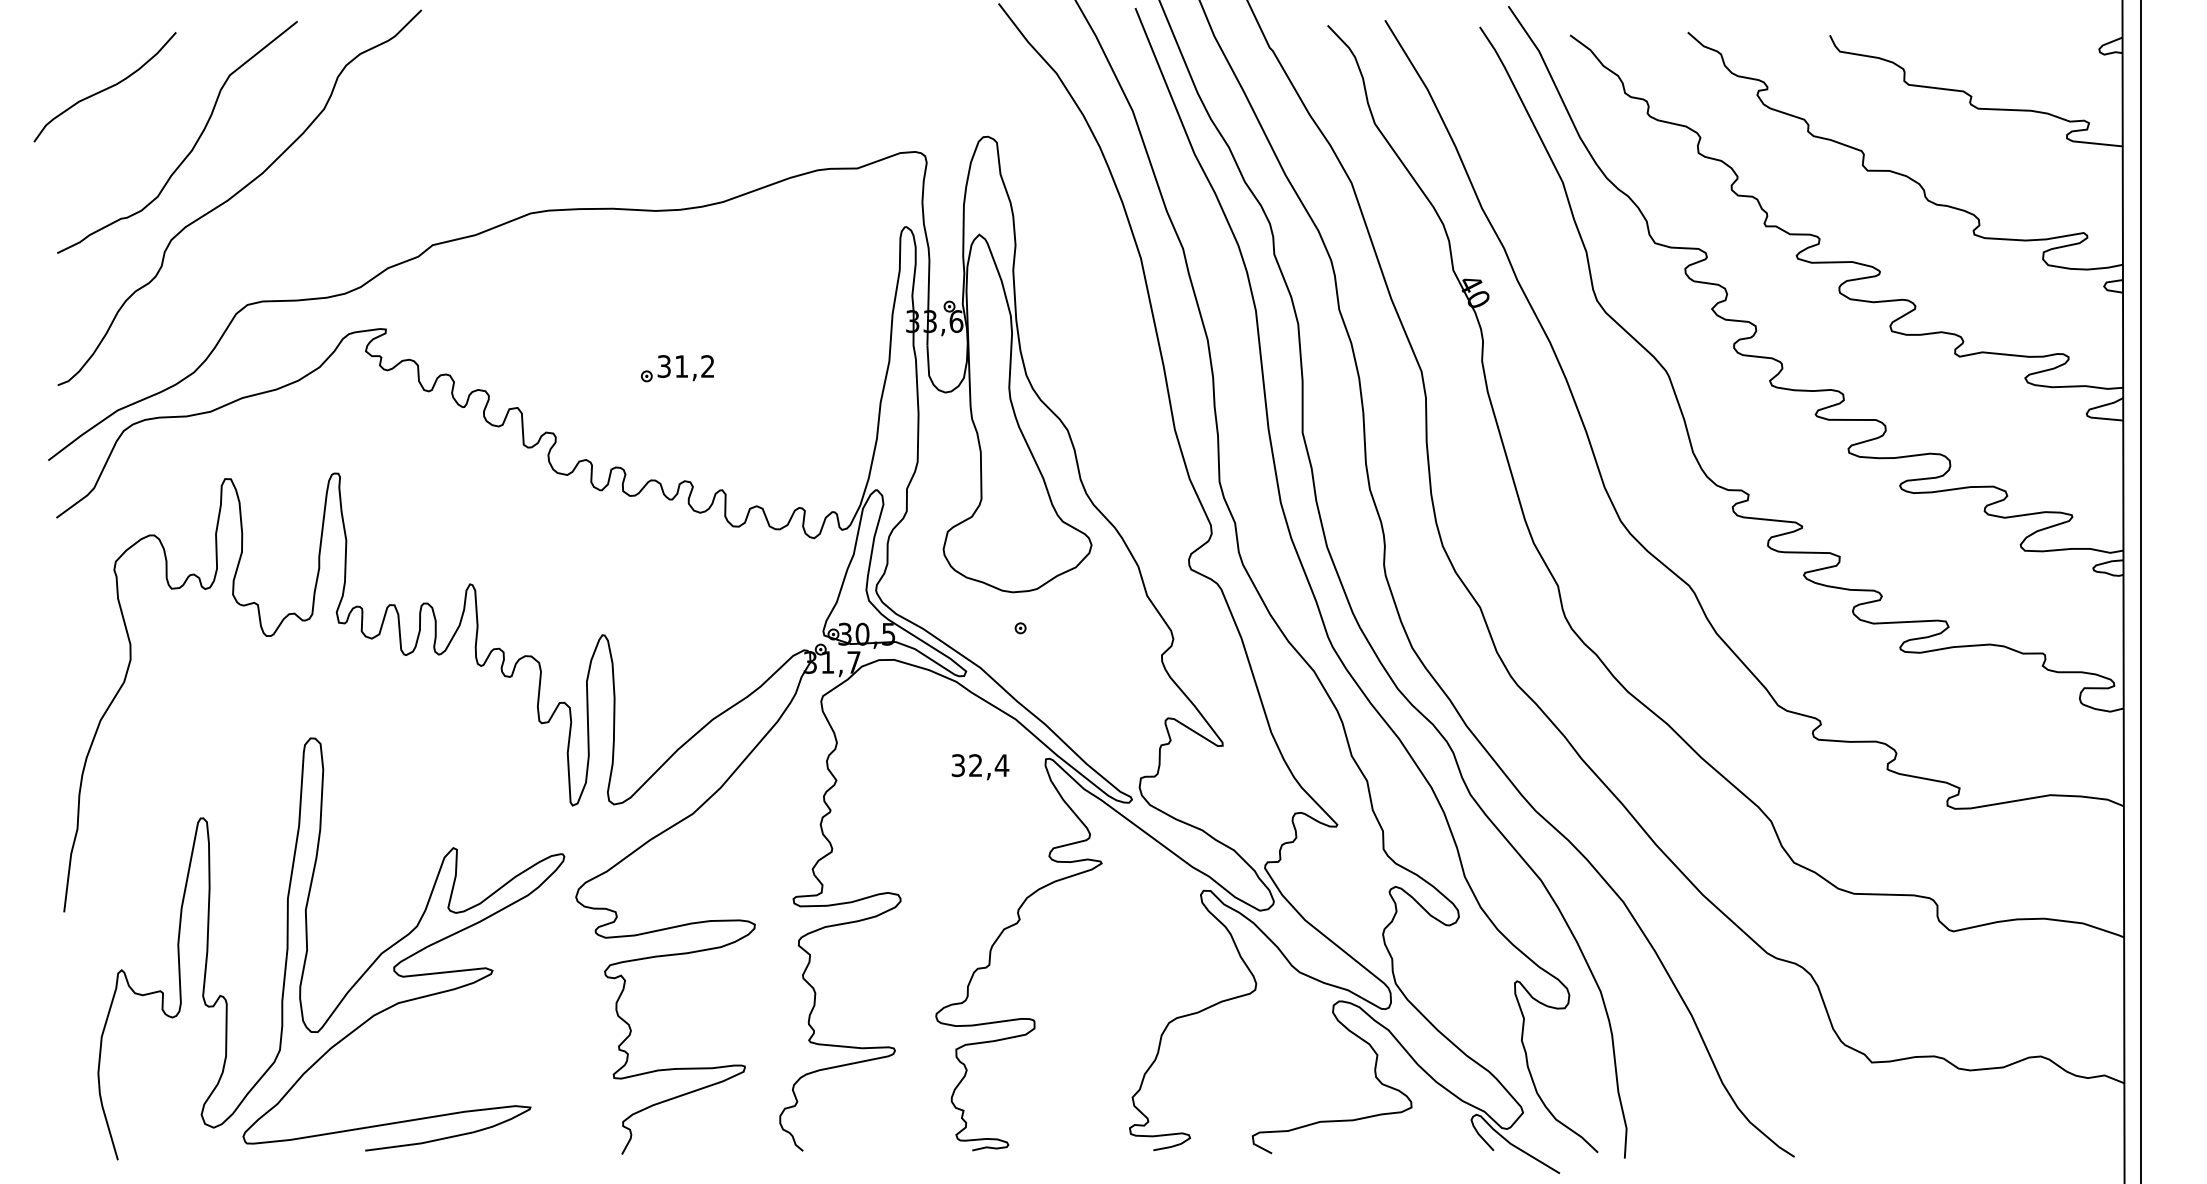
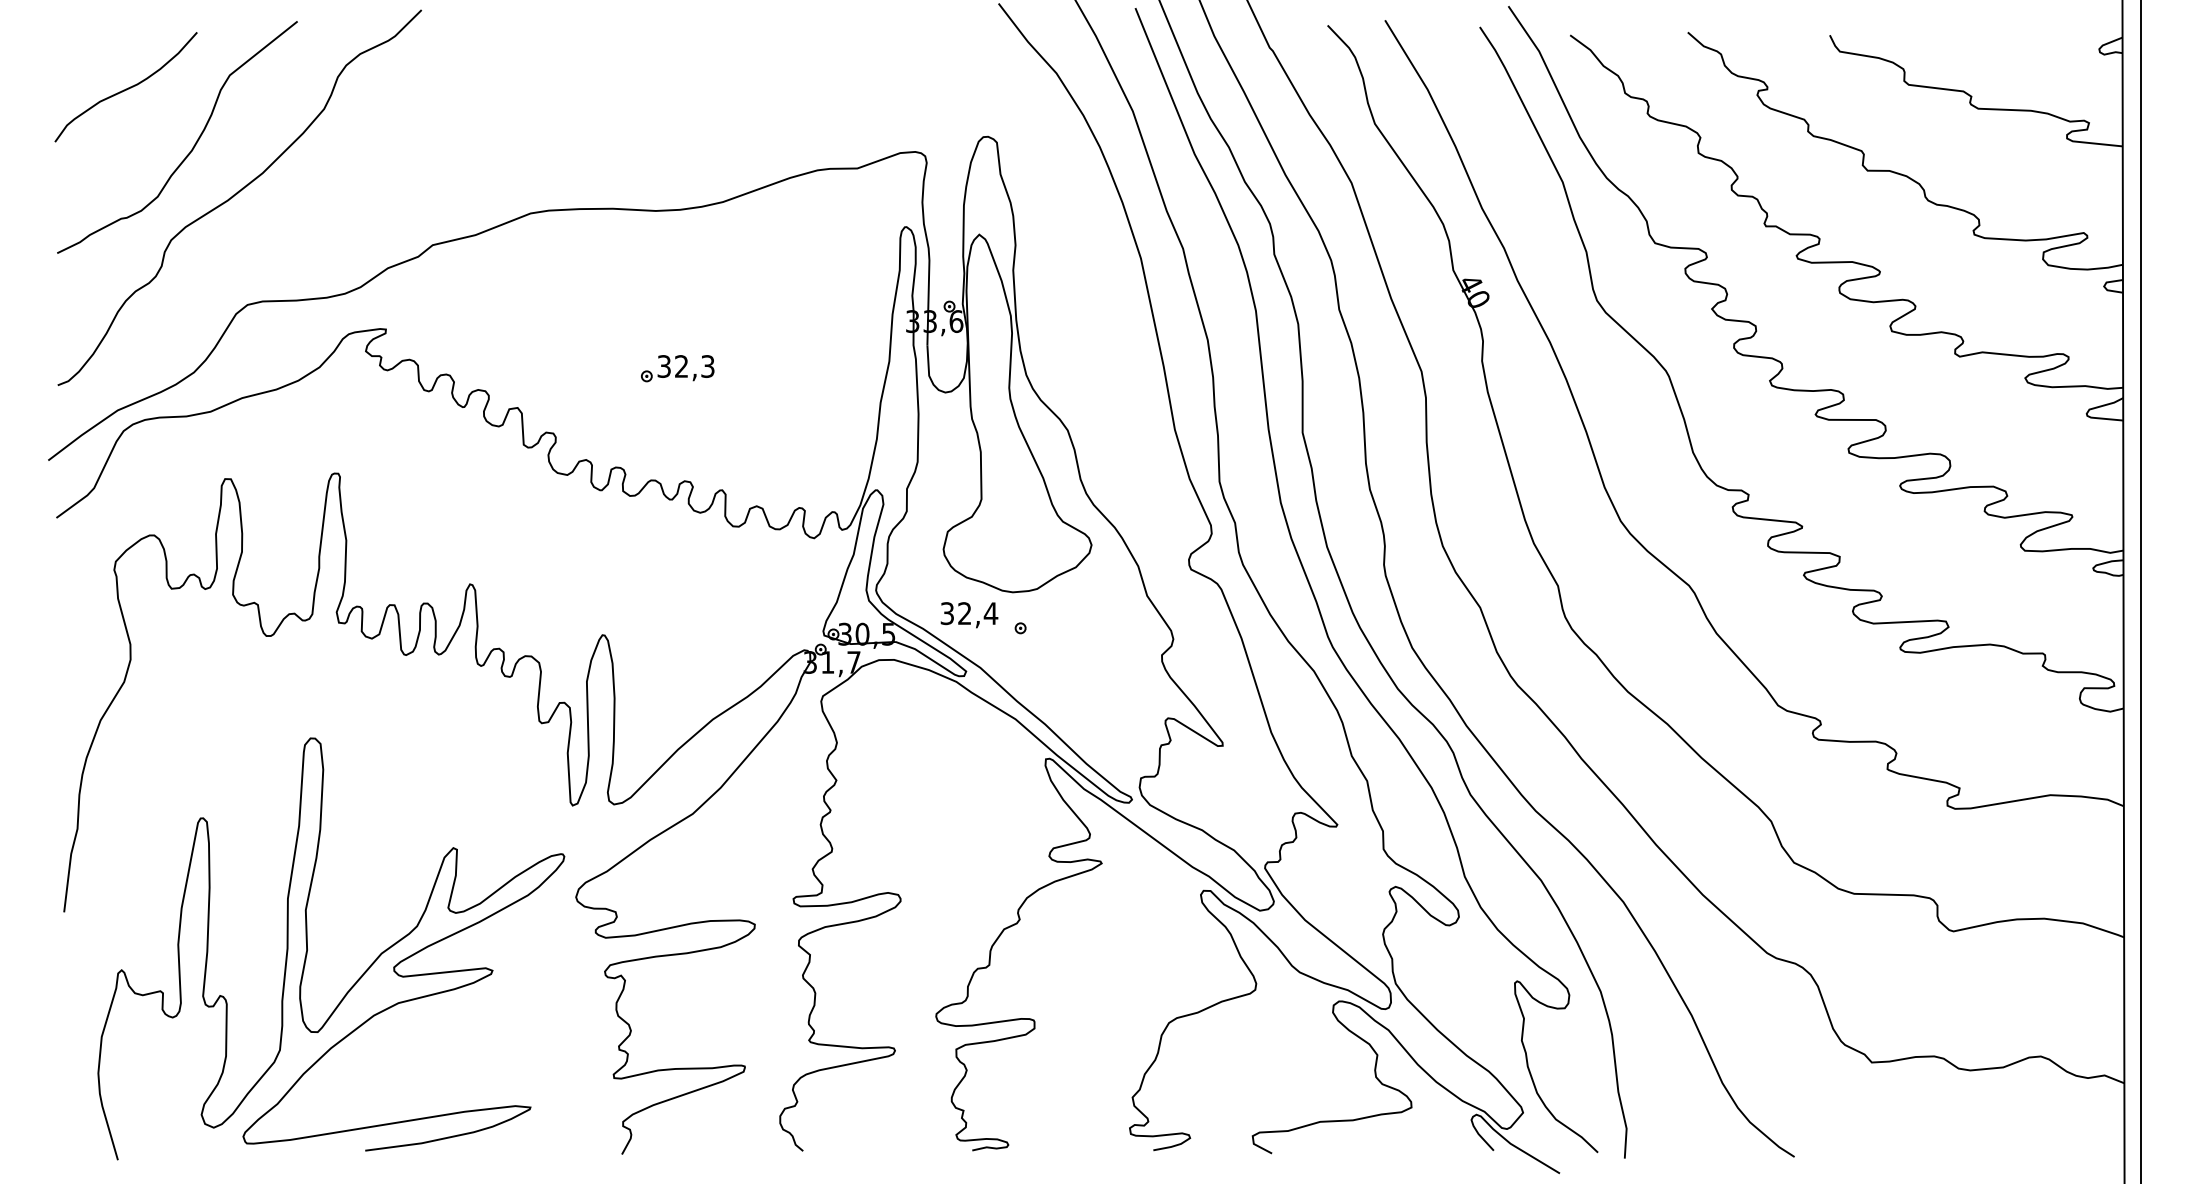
curve position: (104, 88) -> (125, 88) (125, 88)
text: 31,2 -> 32,3 (694, 366)
text position: (980, 767) -> (969, 615) (969, 615)
